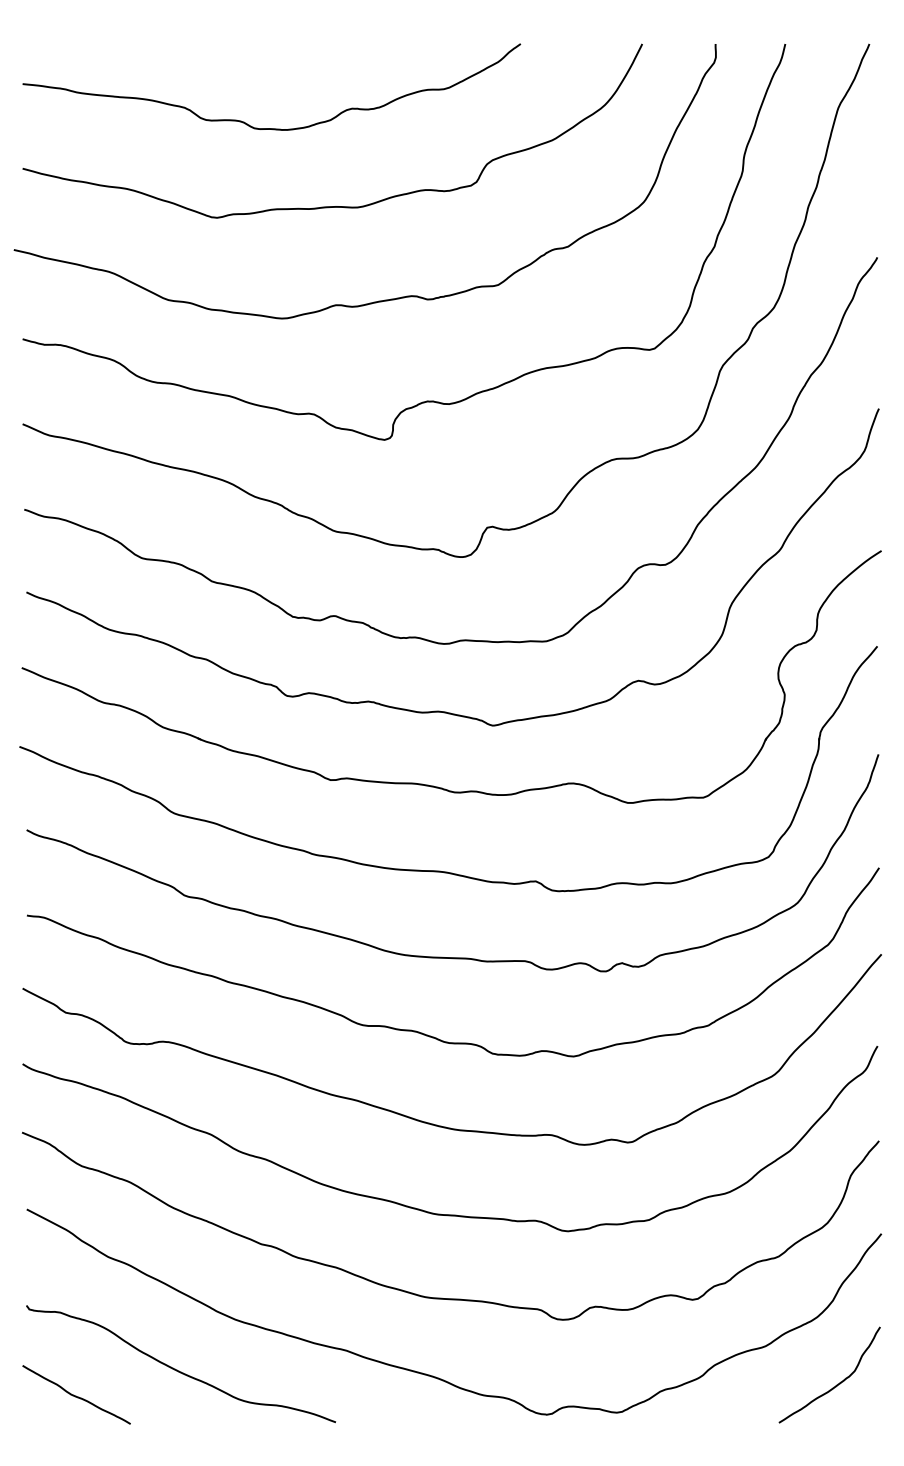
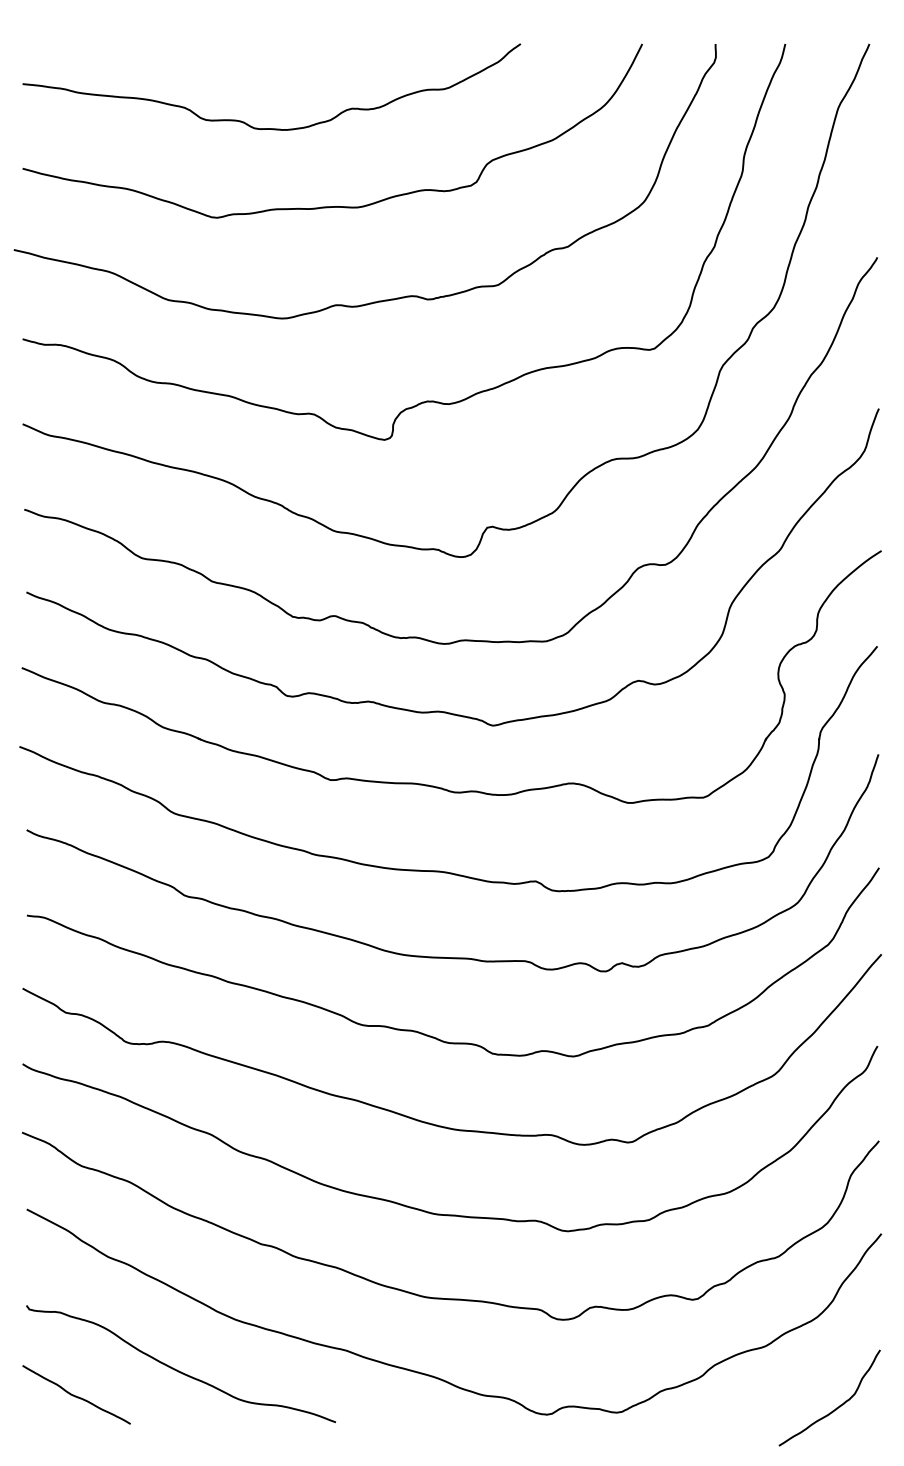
curve position: (836, 1384) -> (836, 1407) (836, 1407)
